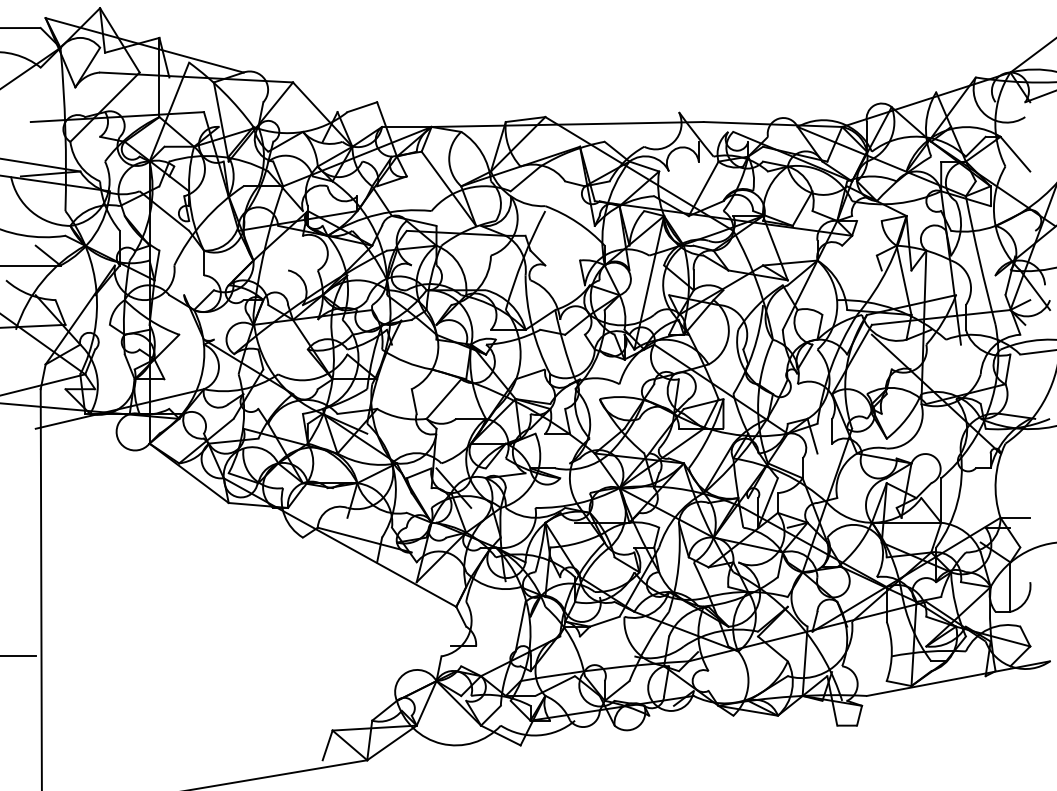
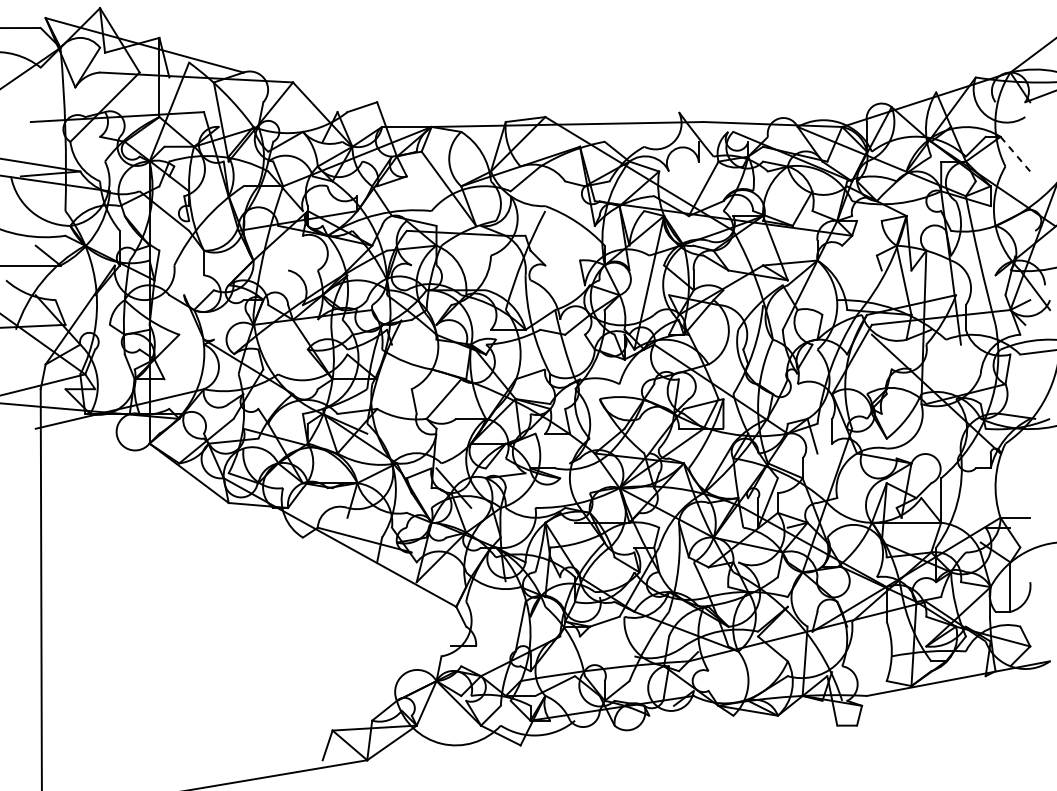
line: solid -> dashed (1015, 154)
line: present -> none (18, 656)
